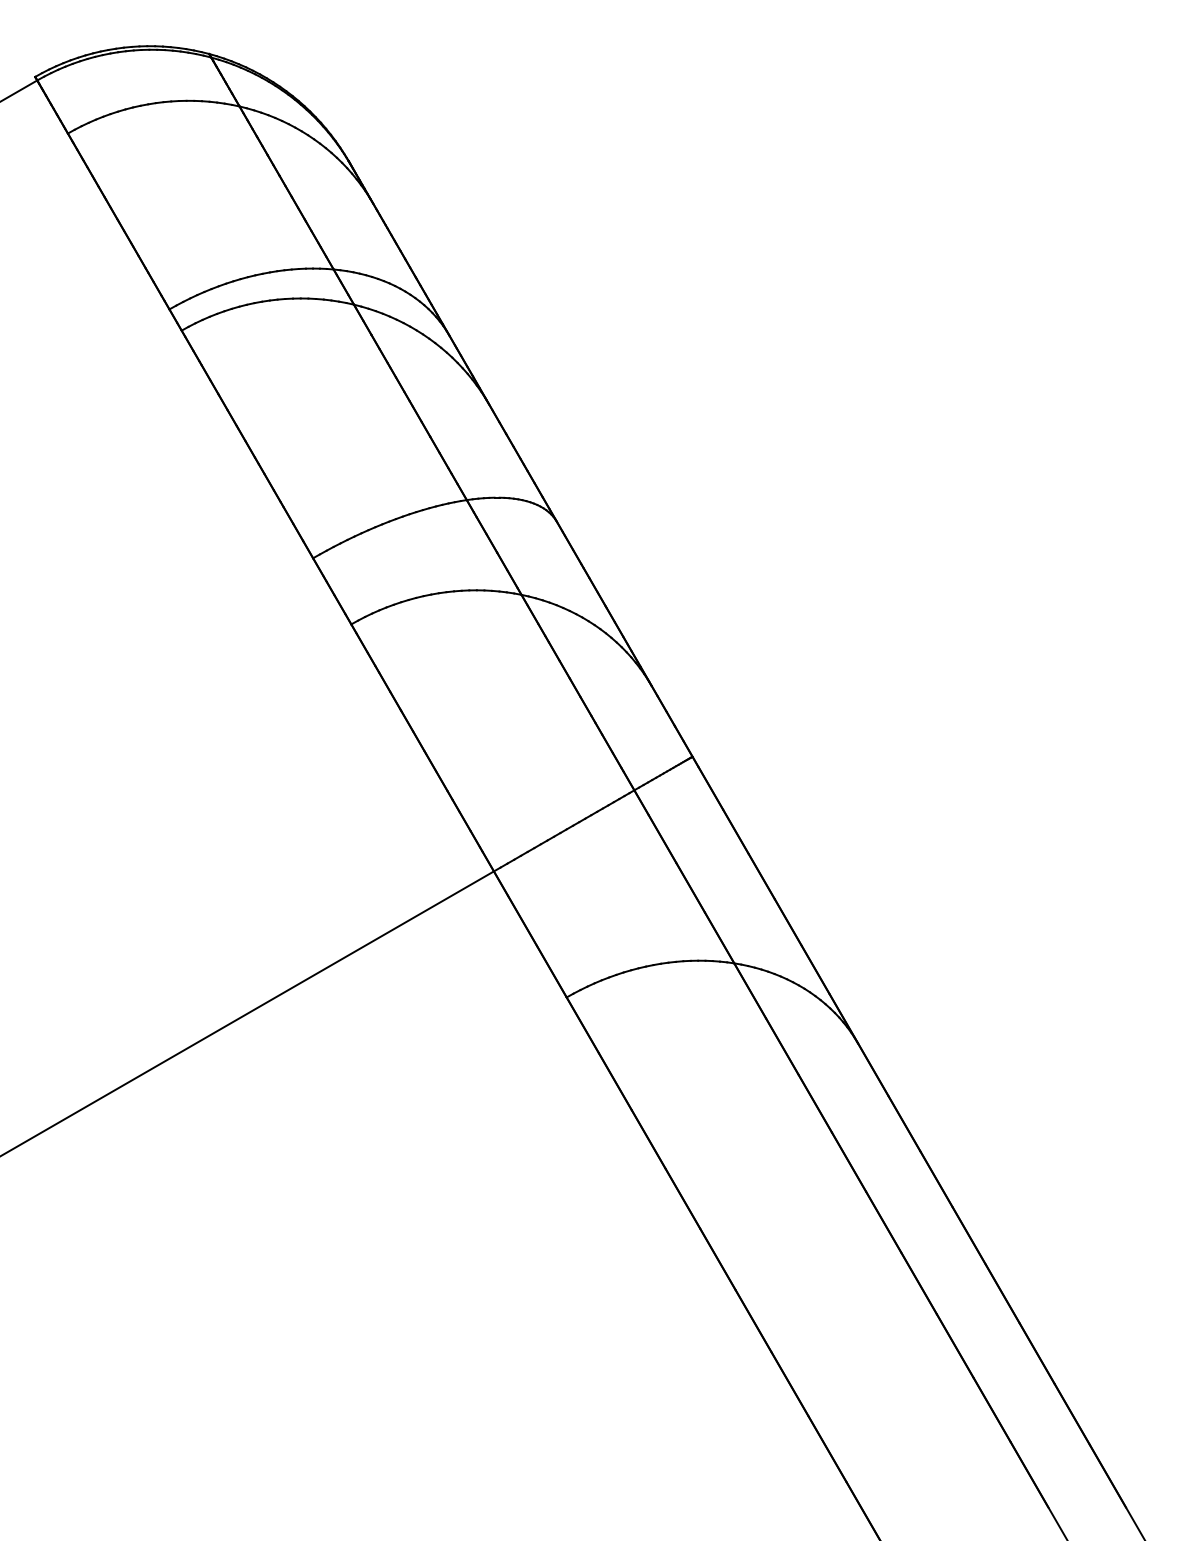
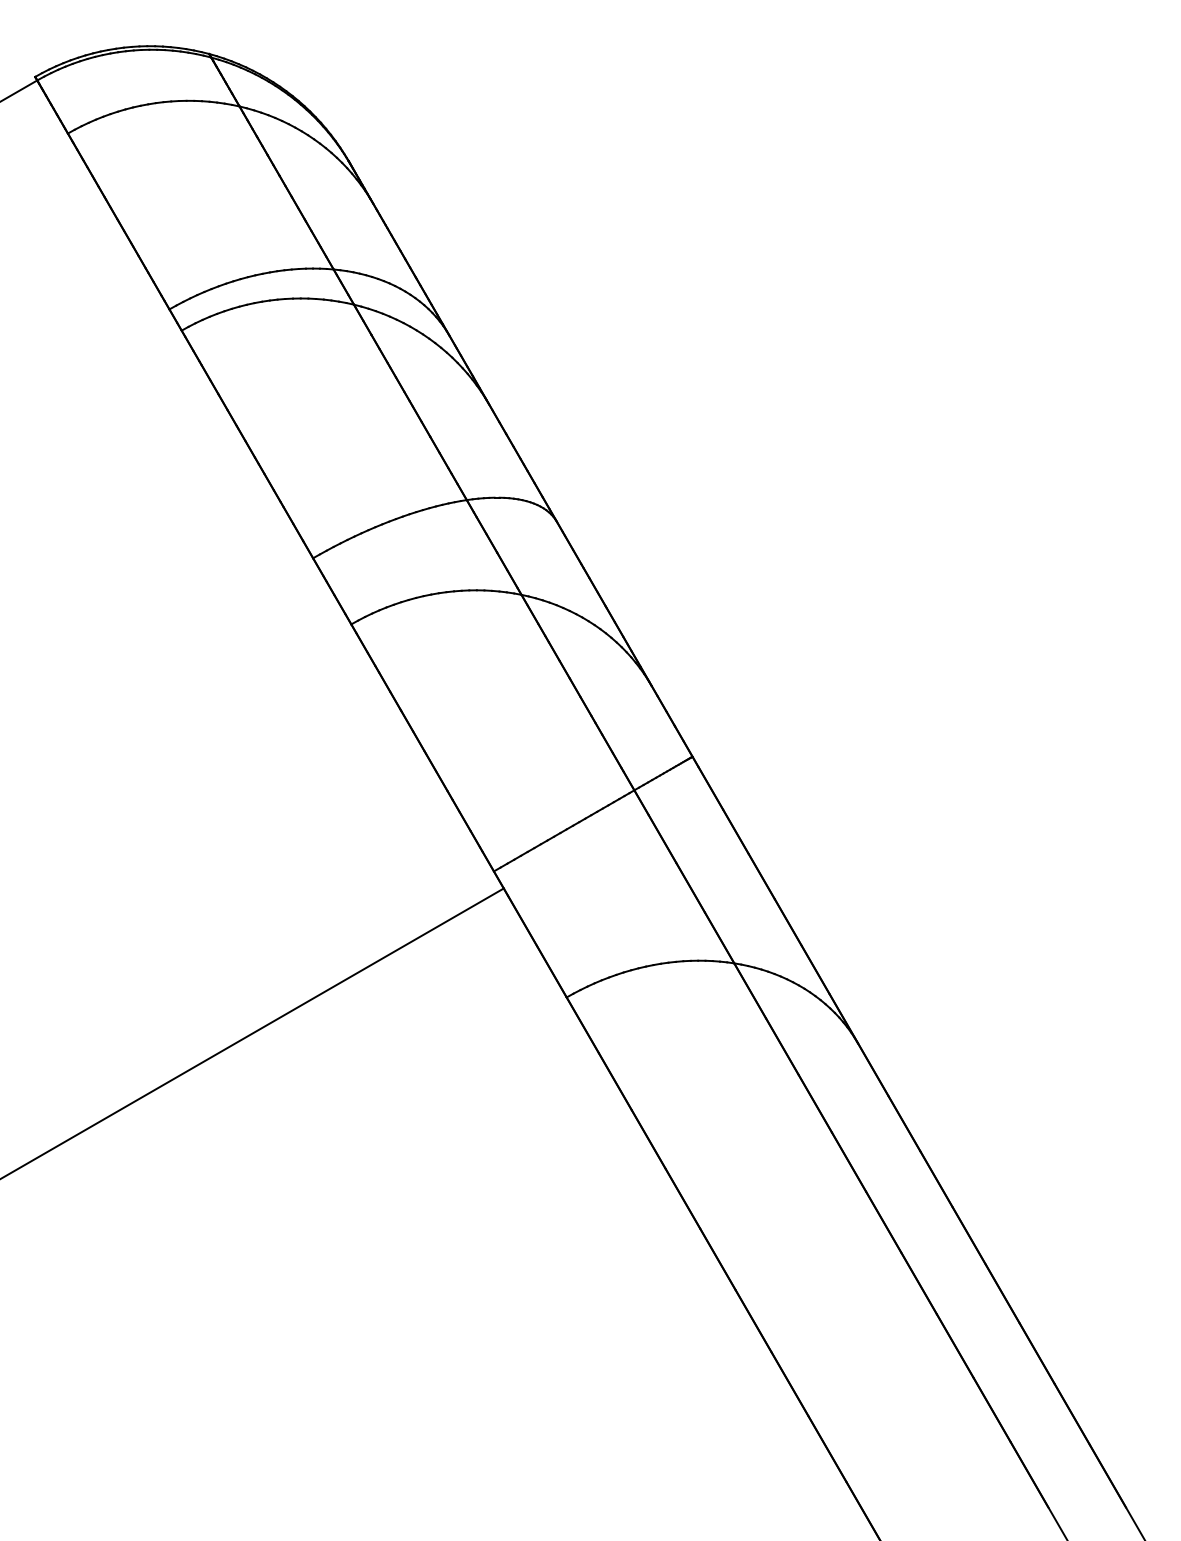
line position: (247, 1013) -> (252, 1032) (252, 1032)
